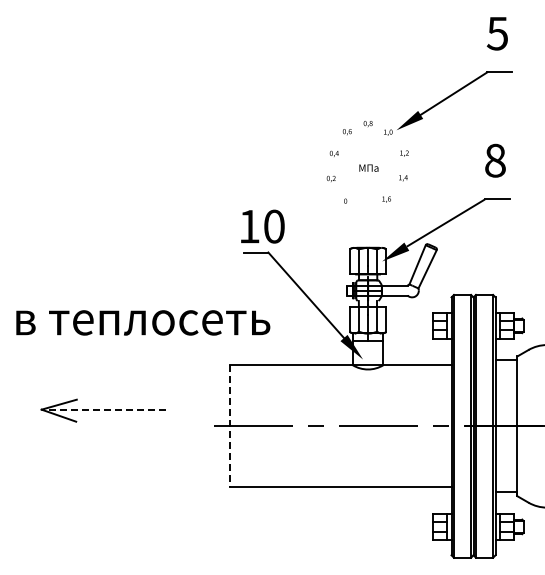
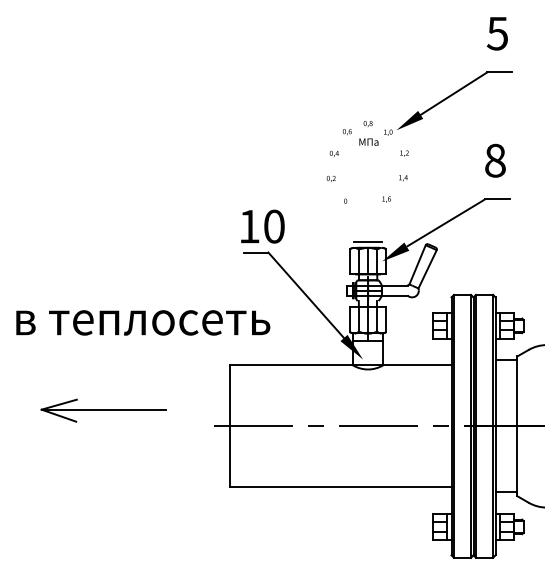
text position: (368, 167) -> (368, 141) (368, 141)
line: none -> present (367, 241)
line: dashed -> solid (103, 409)
line: dashed -> solid (230, 426)
